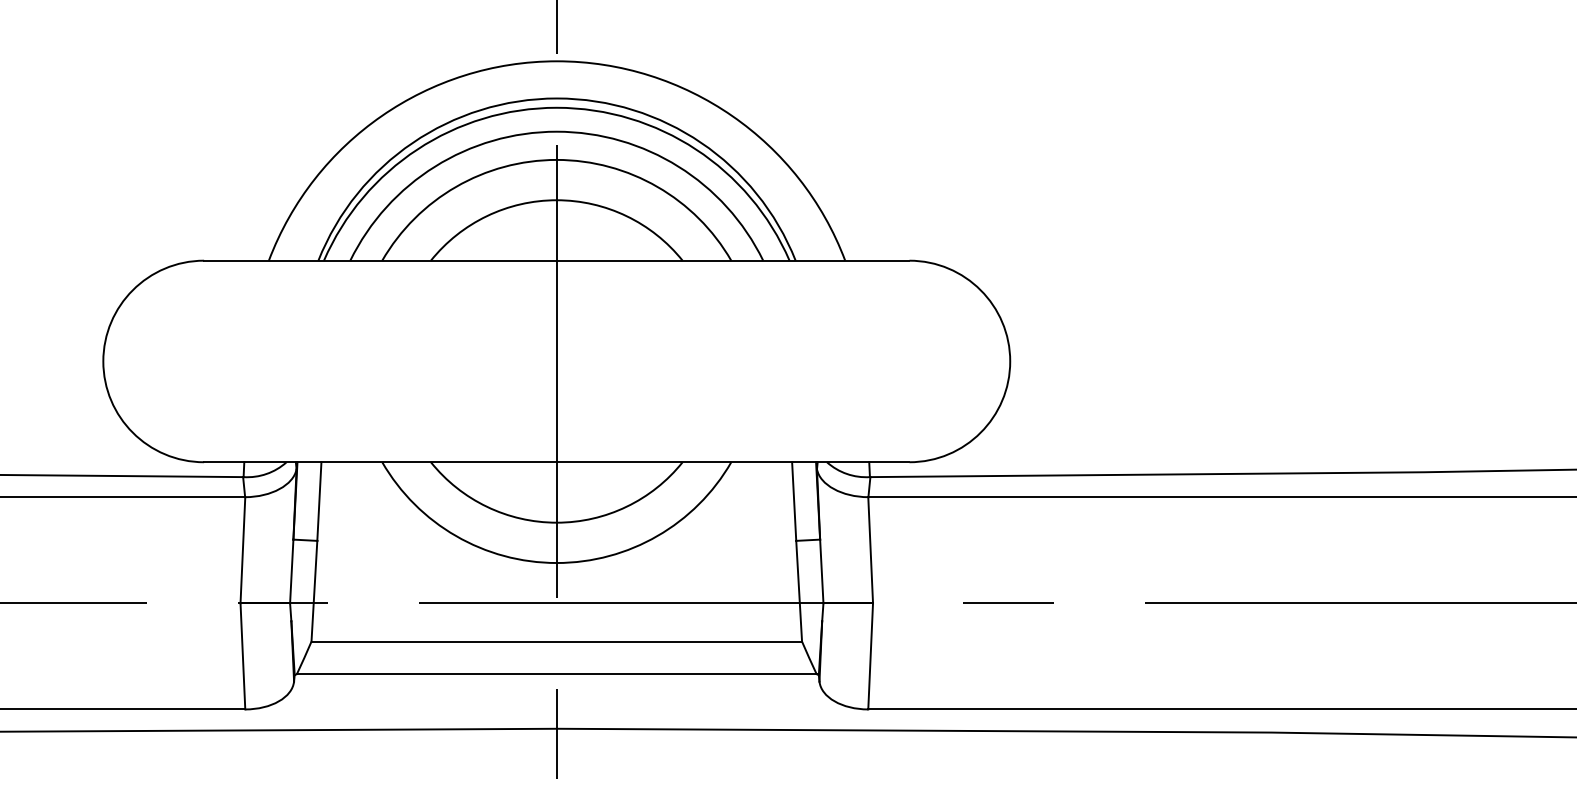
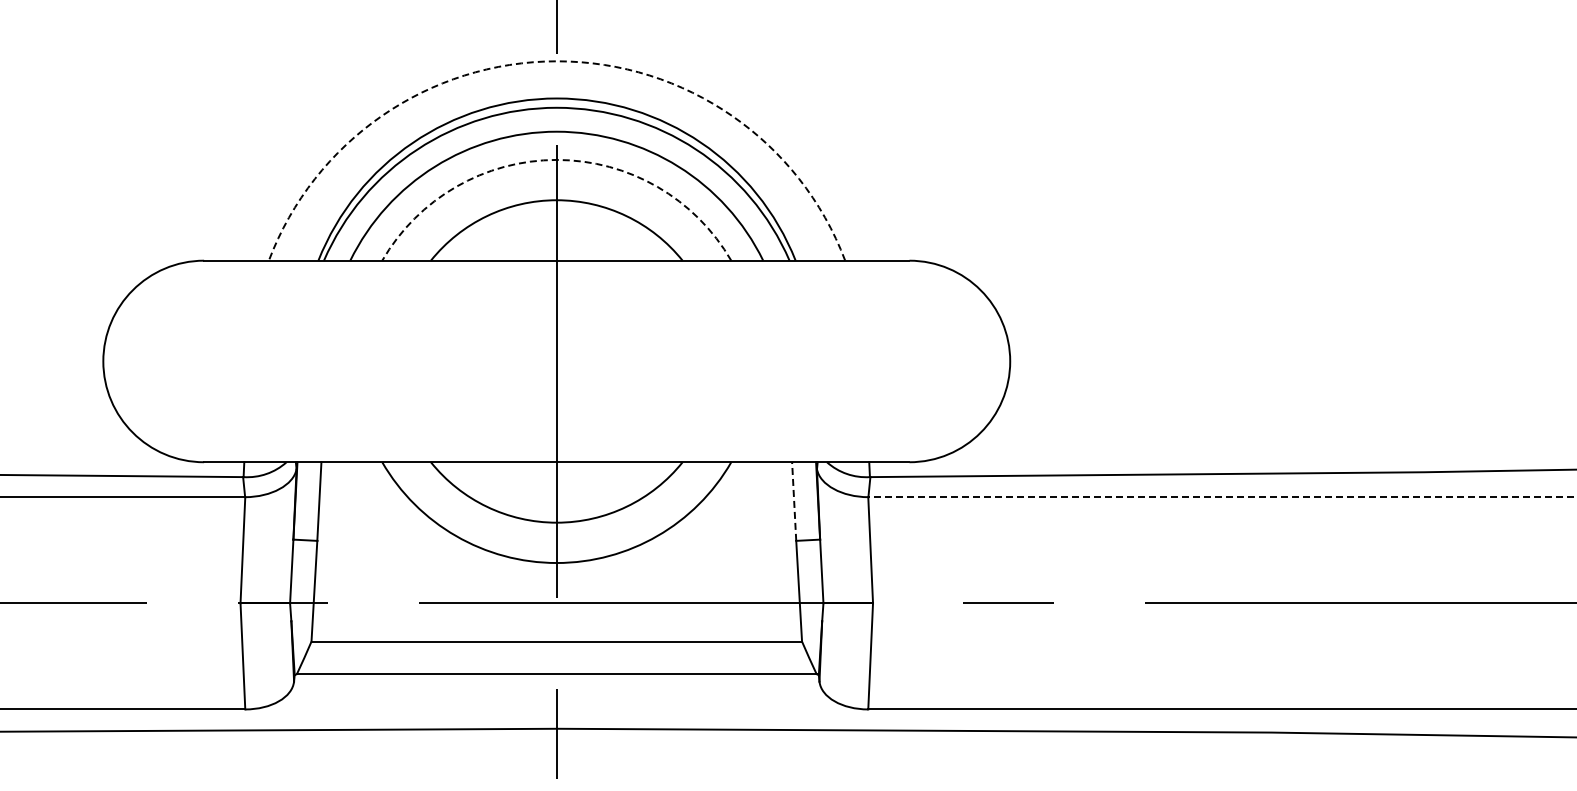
arc: solid -> dashed (557, 61)
arc: solid -> dashed (556, 159)
line: solid -> dashed (1222, 497)
line: solid -> dashed (794, 501)
